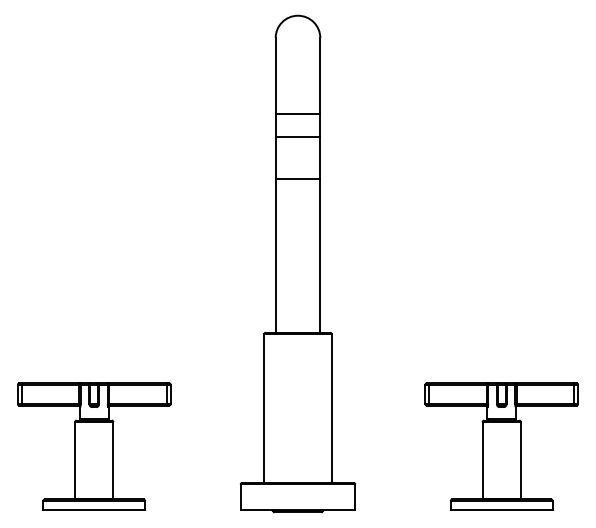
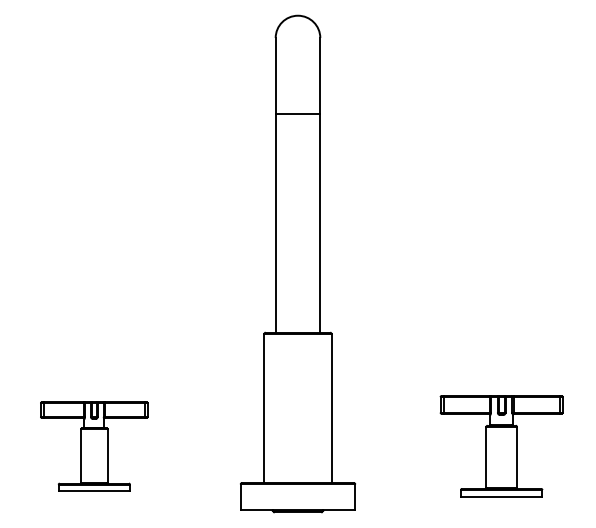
line: present -> none (297, 137)
line: present -> none (297, 178)
part size: 155x129 px -> 109x91 px (94, 446)
part size: 155x129 px -> 125x103 px (501, 446)
